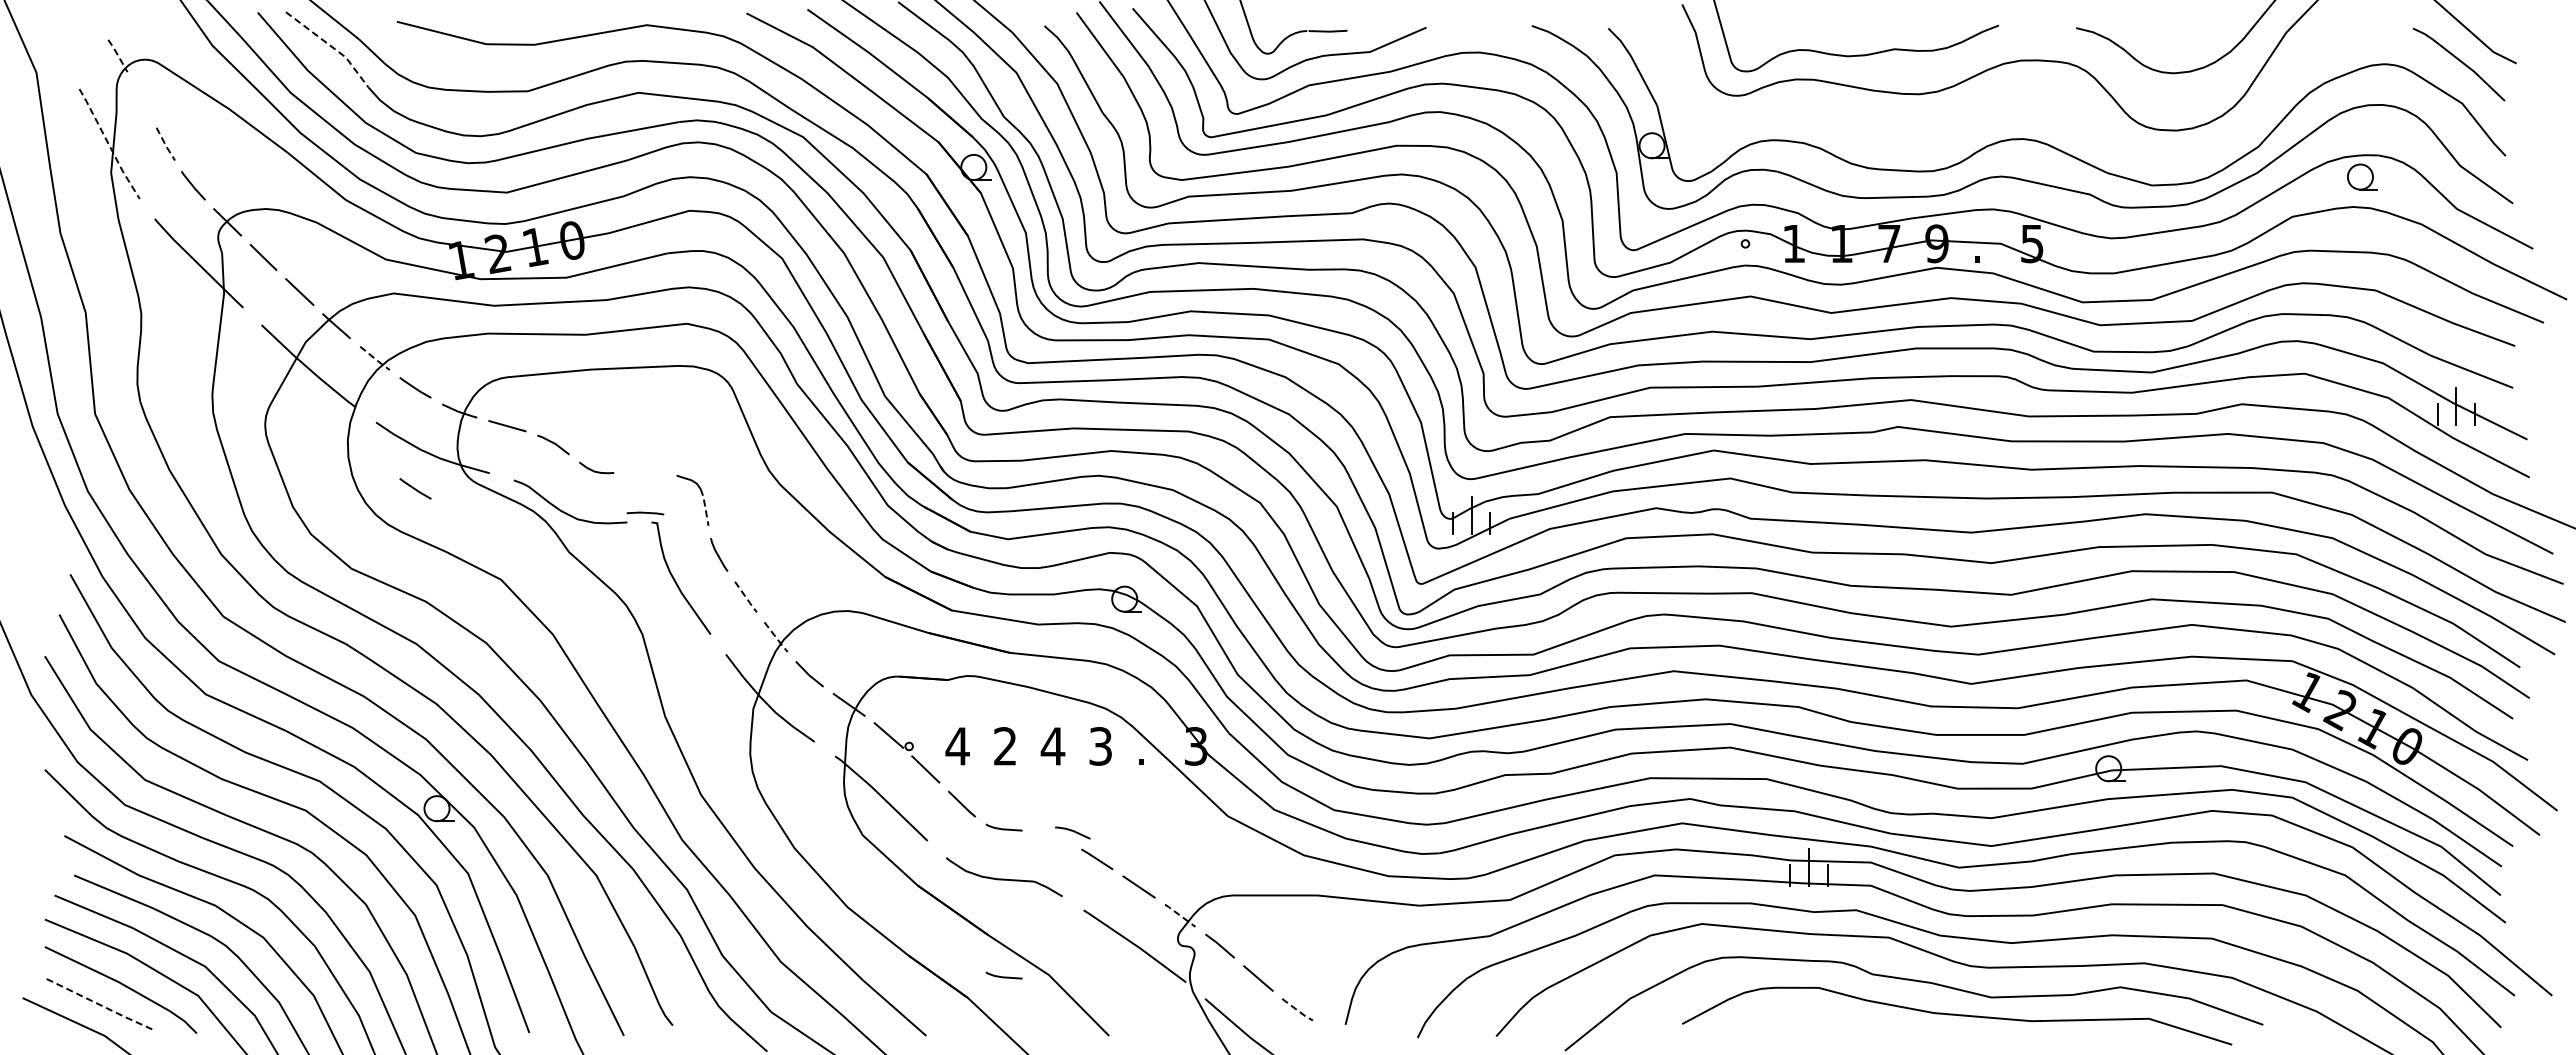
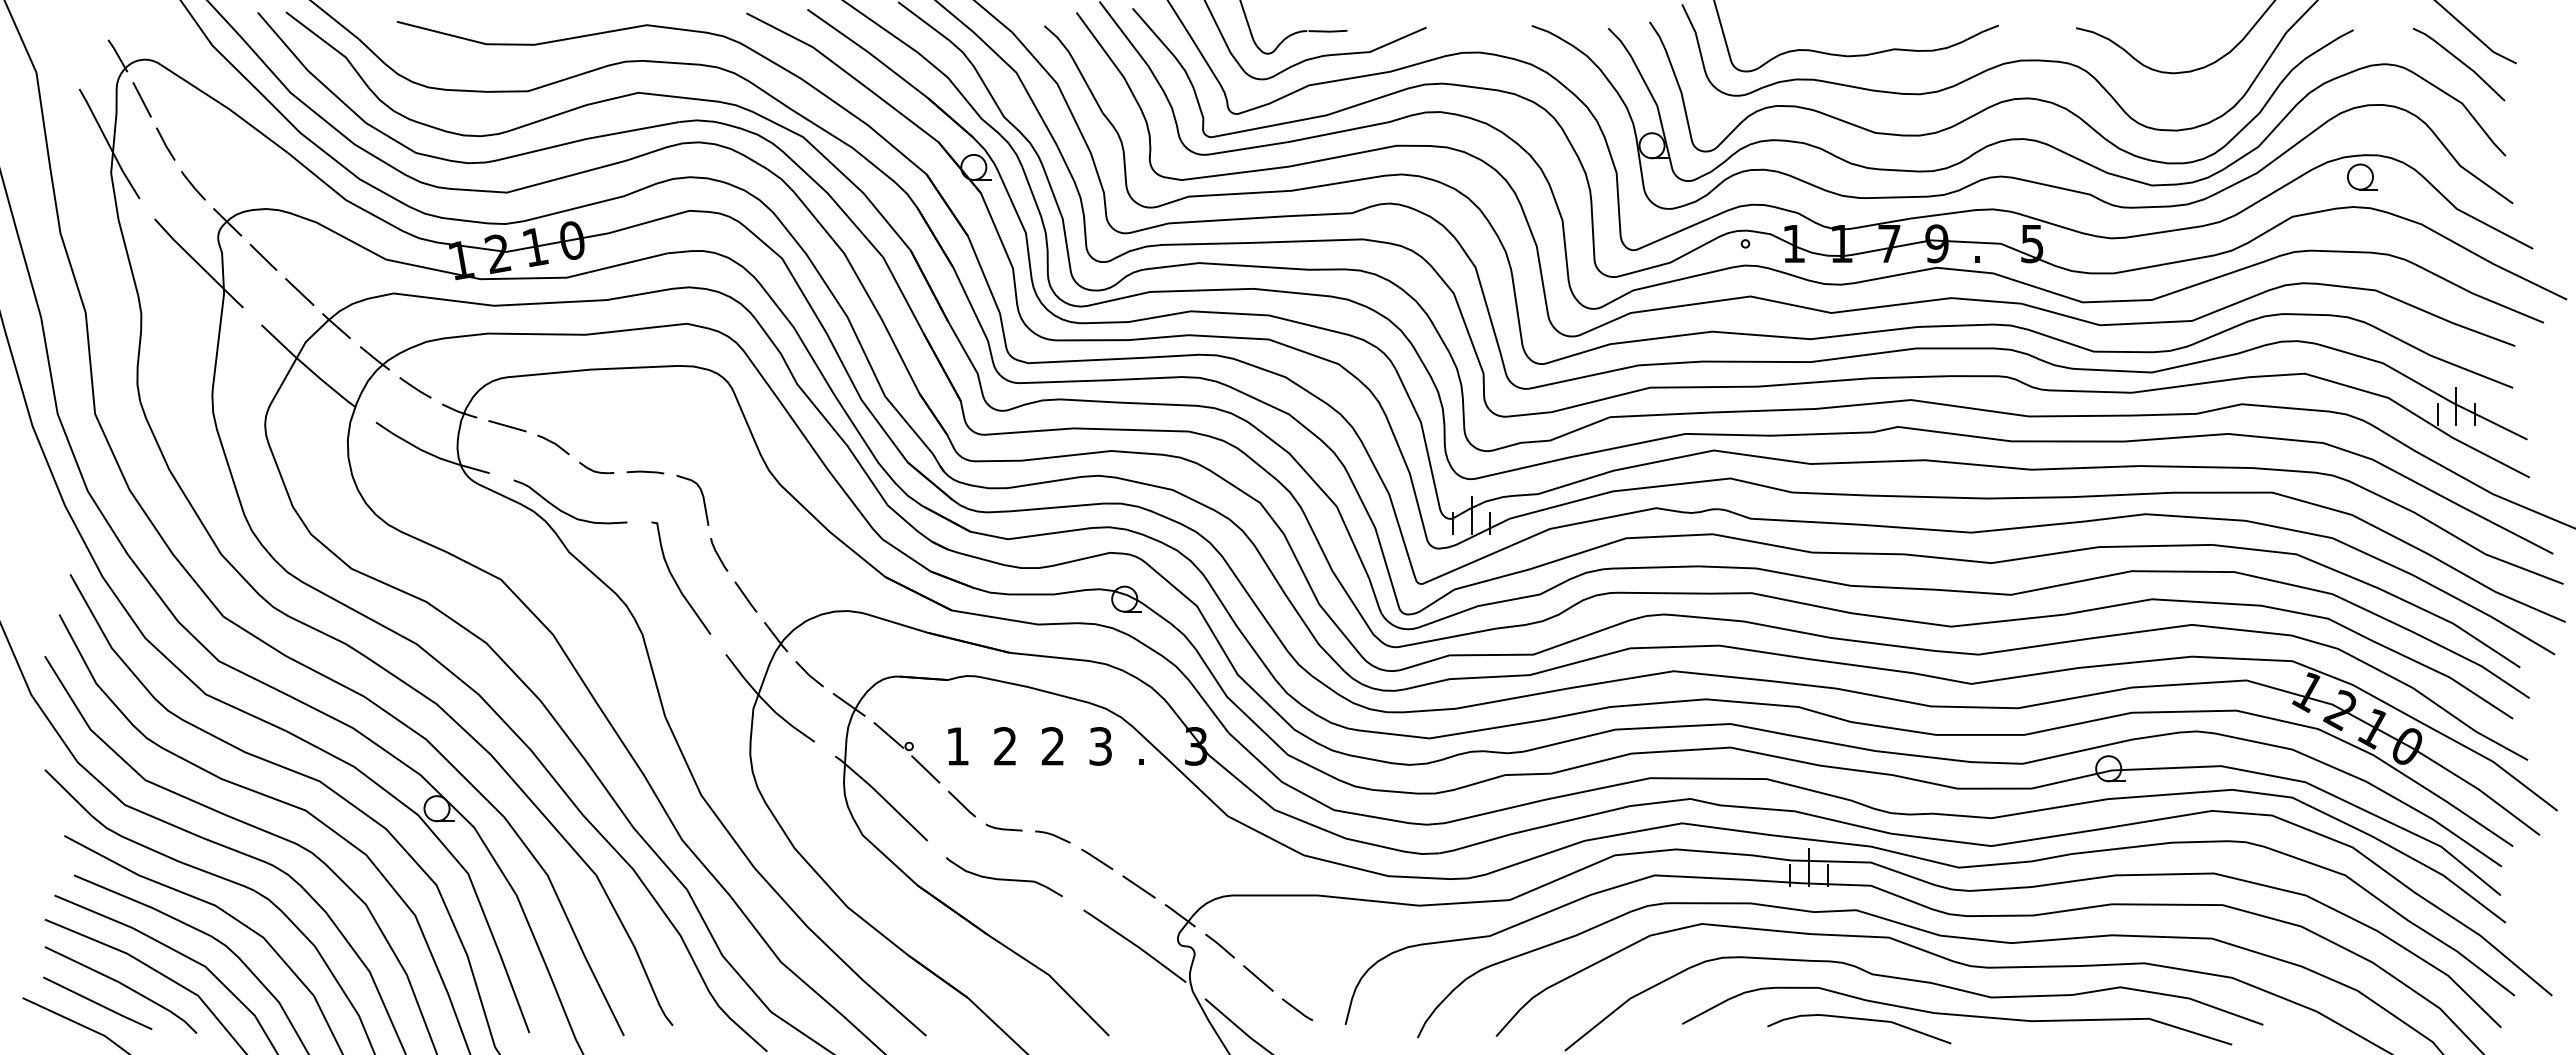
line: dashed -> solid (331, 46)
line: dashed -> solid (117, 55)
line: none -> present (141, 99)
part: none -> present (2003, 100)
line: dashed -> solid (108, 144)
line: dashed -> solid (165, 145)
line: dashed -> solid (375, 358)
line: present -> none (415, 488)
line: dashed -> solid (705, 506)
line position: (645, 513) -> (645, 472) (645, 472)
line: dashed -> solid (746, 598)
line: dashed -> solid (776, 637)
text: 4 -> 1 (957, 746)
text: 4 -> 2 (1052, 746)
curve position: (1072, 831) -> (1052, 835) (1052, 835)
line: dashed -> solid (1179, 915)
line: present -> none (1003, 976)
line: dashed -> solid (97, 1003)
line: dashed -> solid (1297, 1010)
curve: none -> present (1862, 1020)
